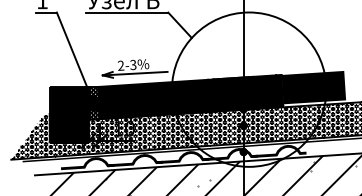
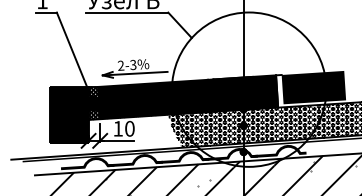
hatch: present -> none (279, 91)
hatch: present -> none (96, 136)
